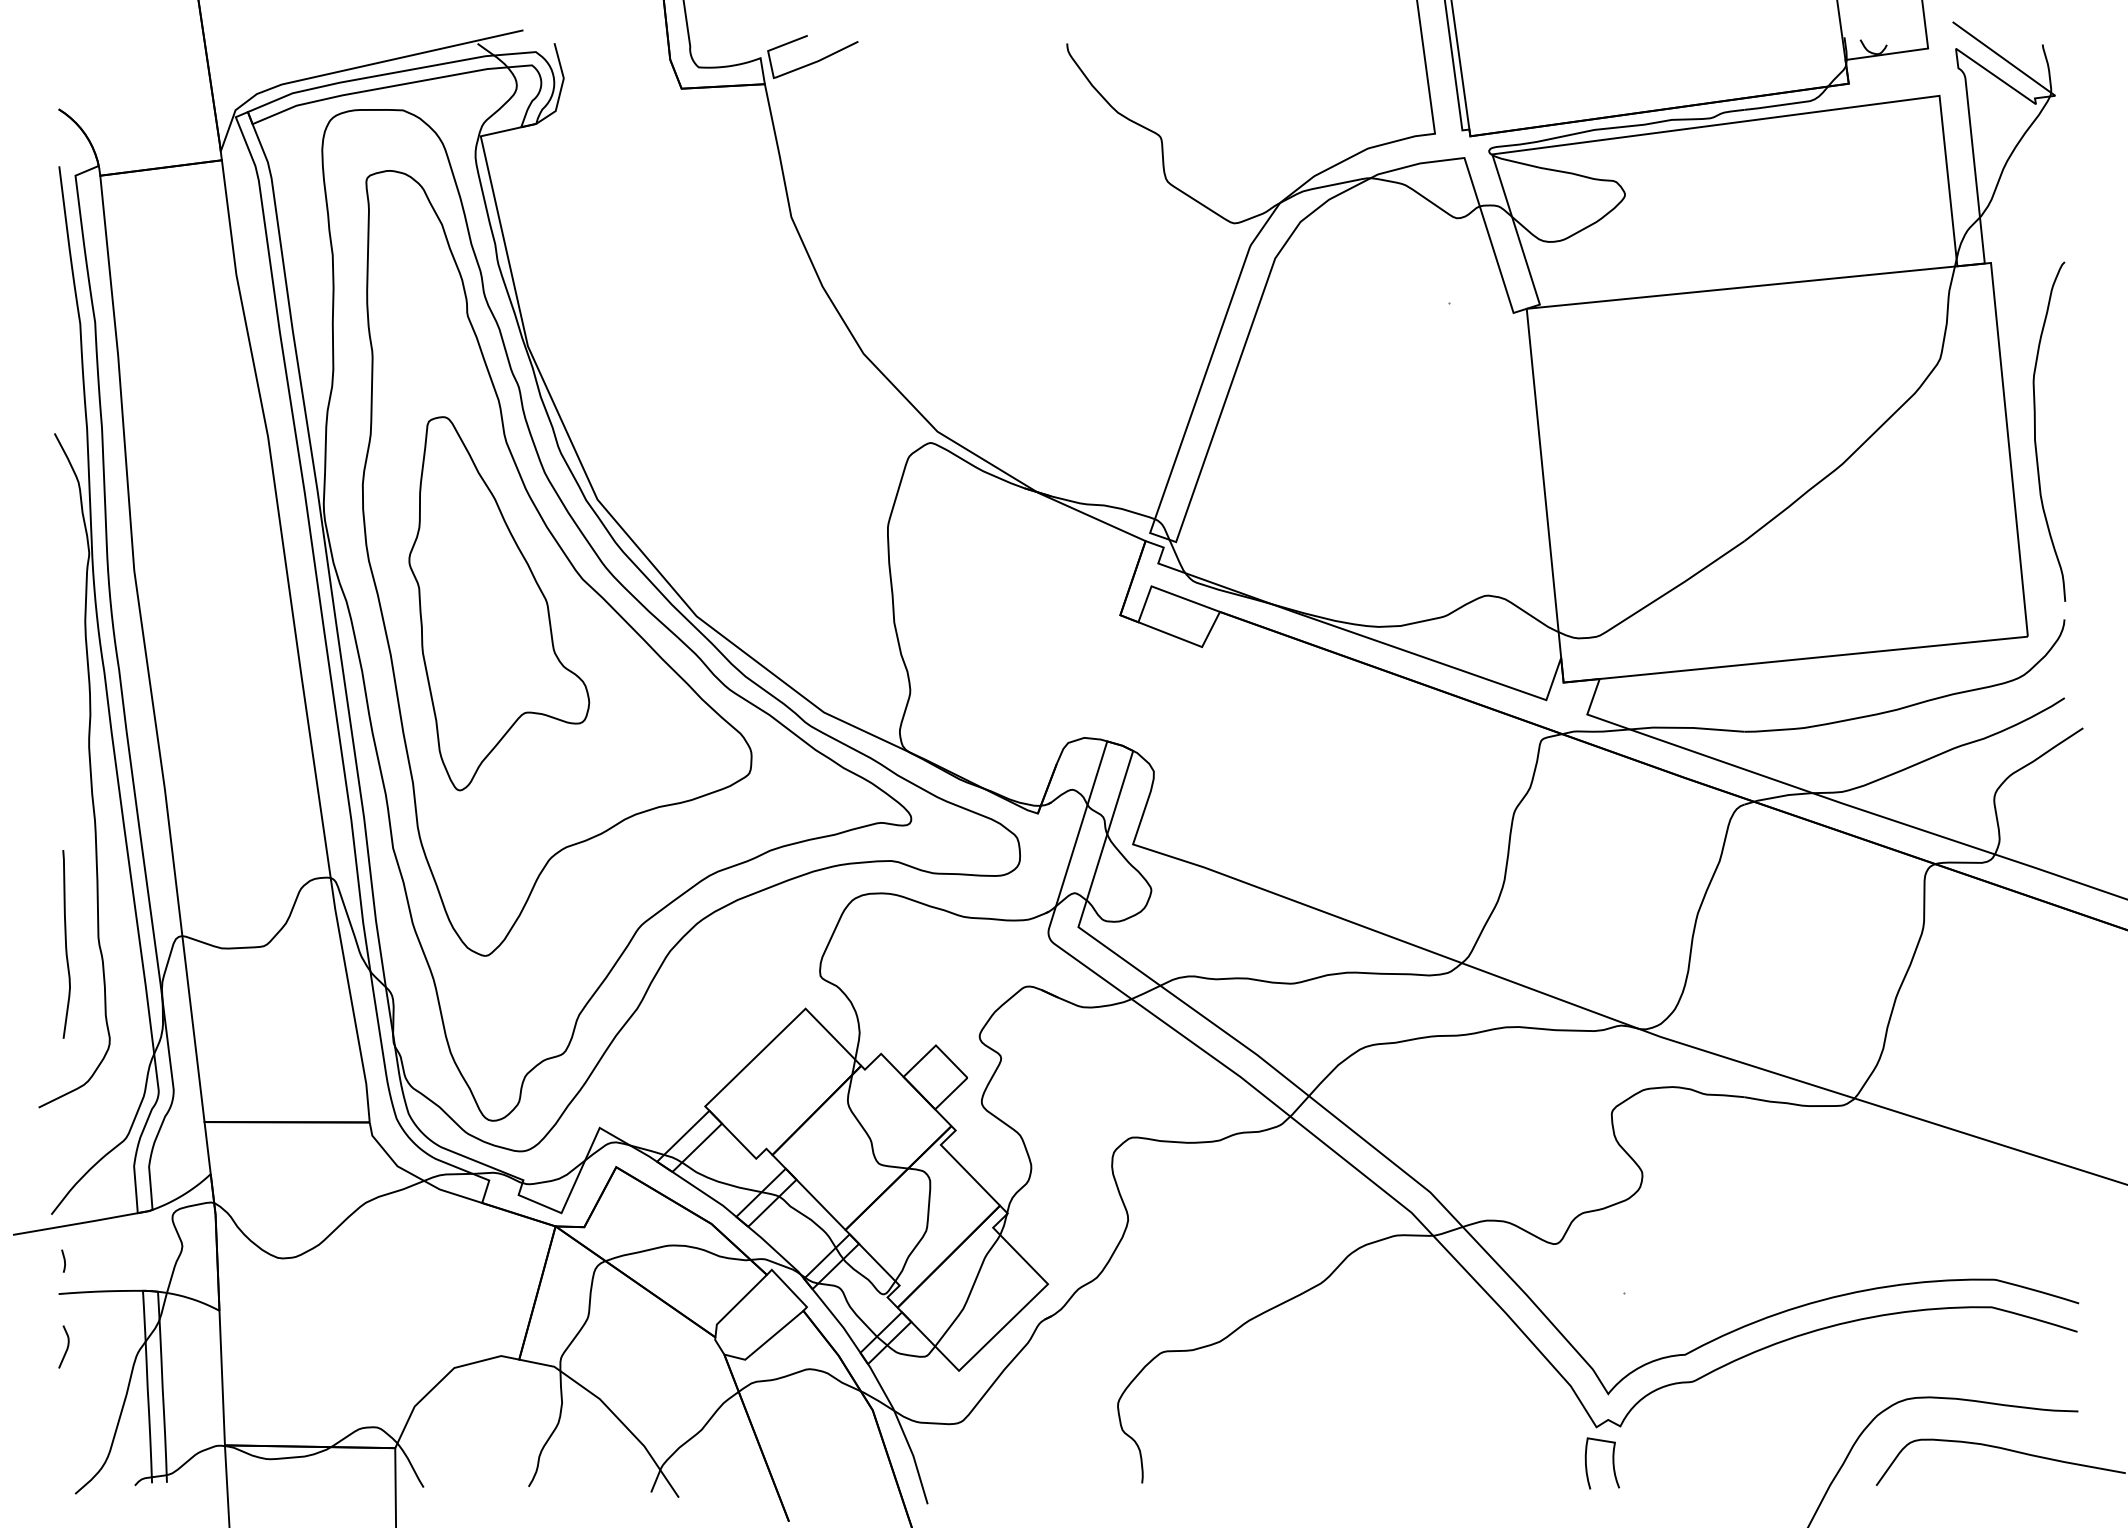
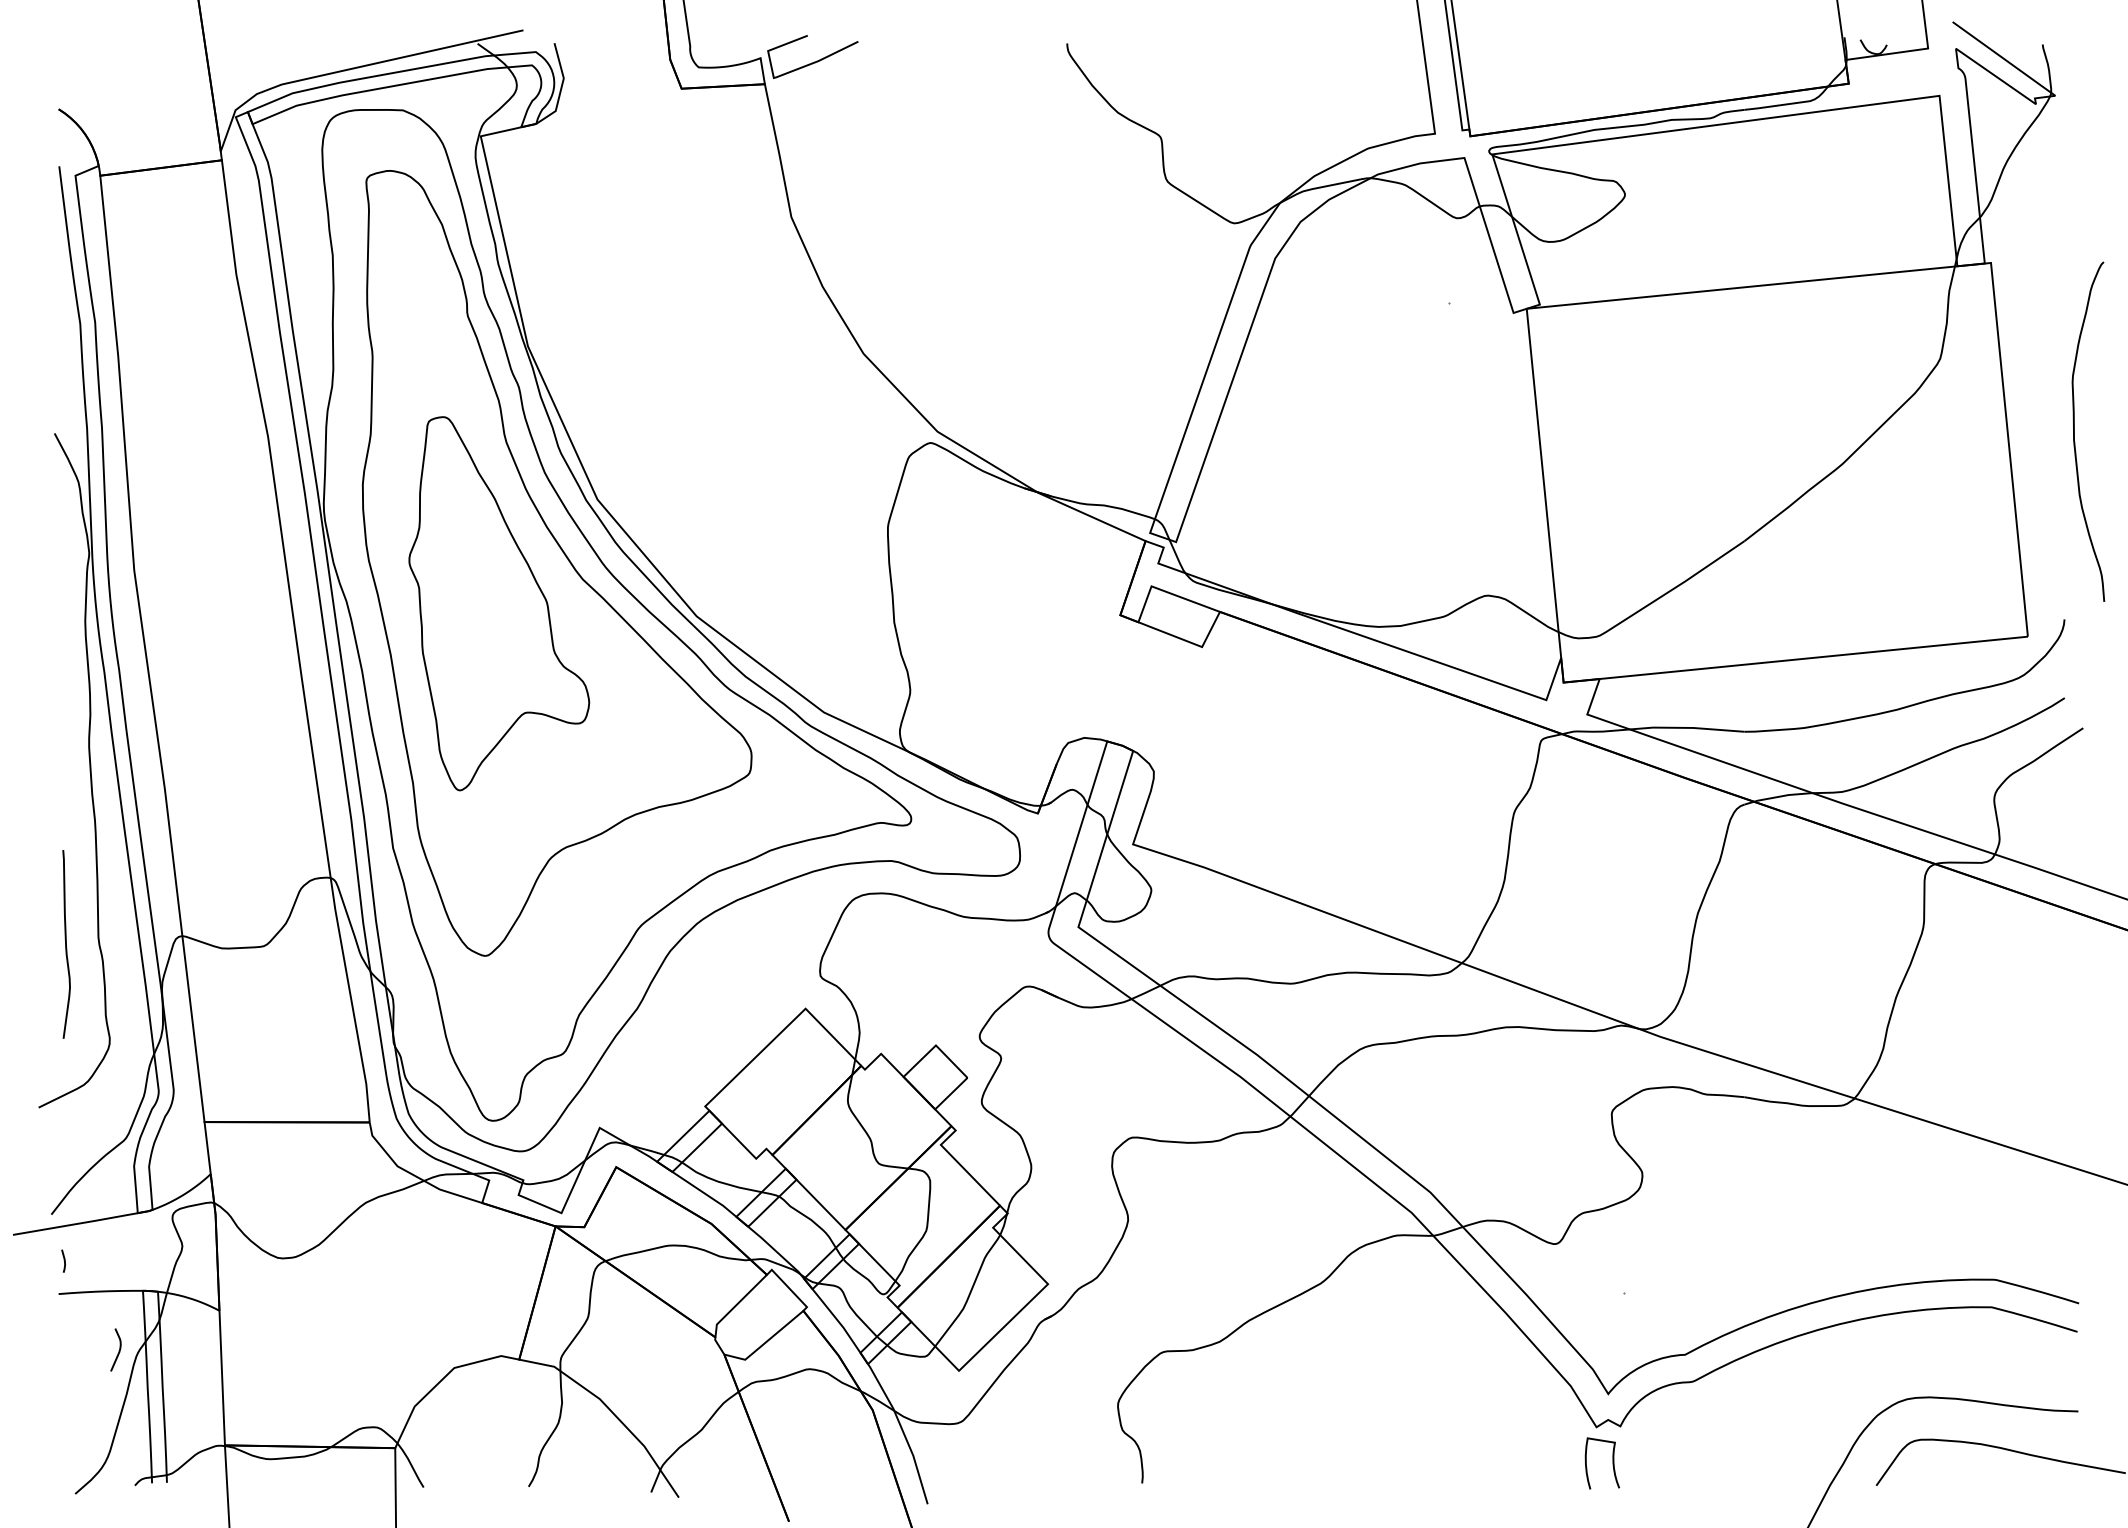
curve position: (2035, 431) -> (2074, 431) (2074, 431)
curve position: (66, 1347) -> (118, 1350) (118, 1350)
